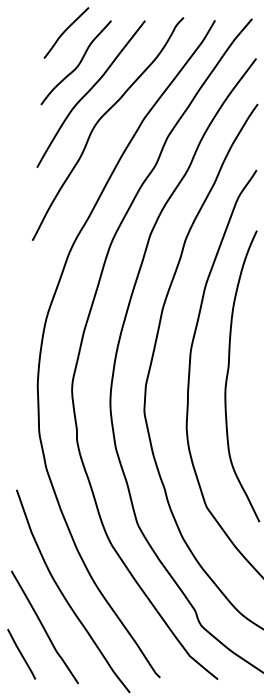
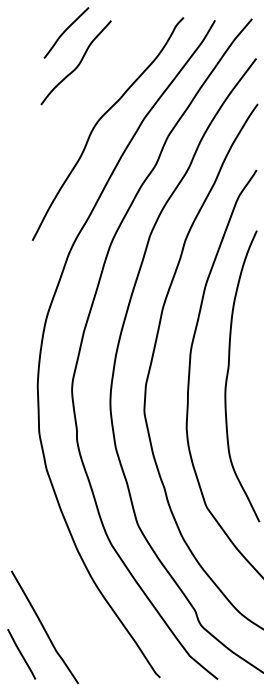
curve: present -> none (89, 92)
curve: present -> none (64, 595)
